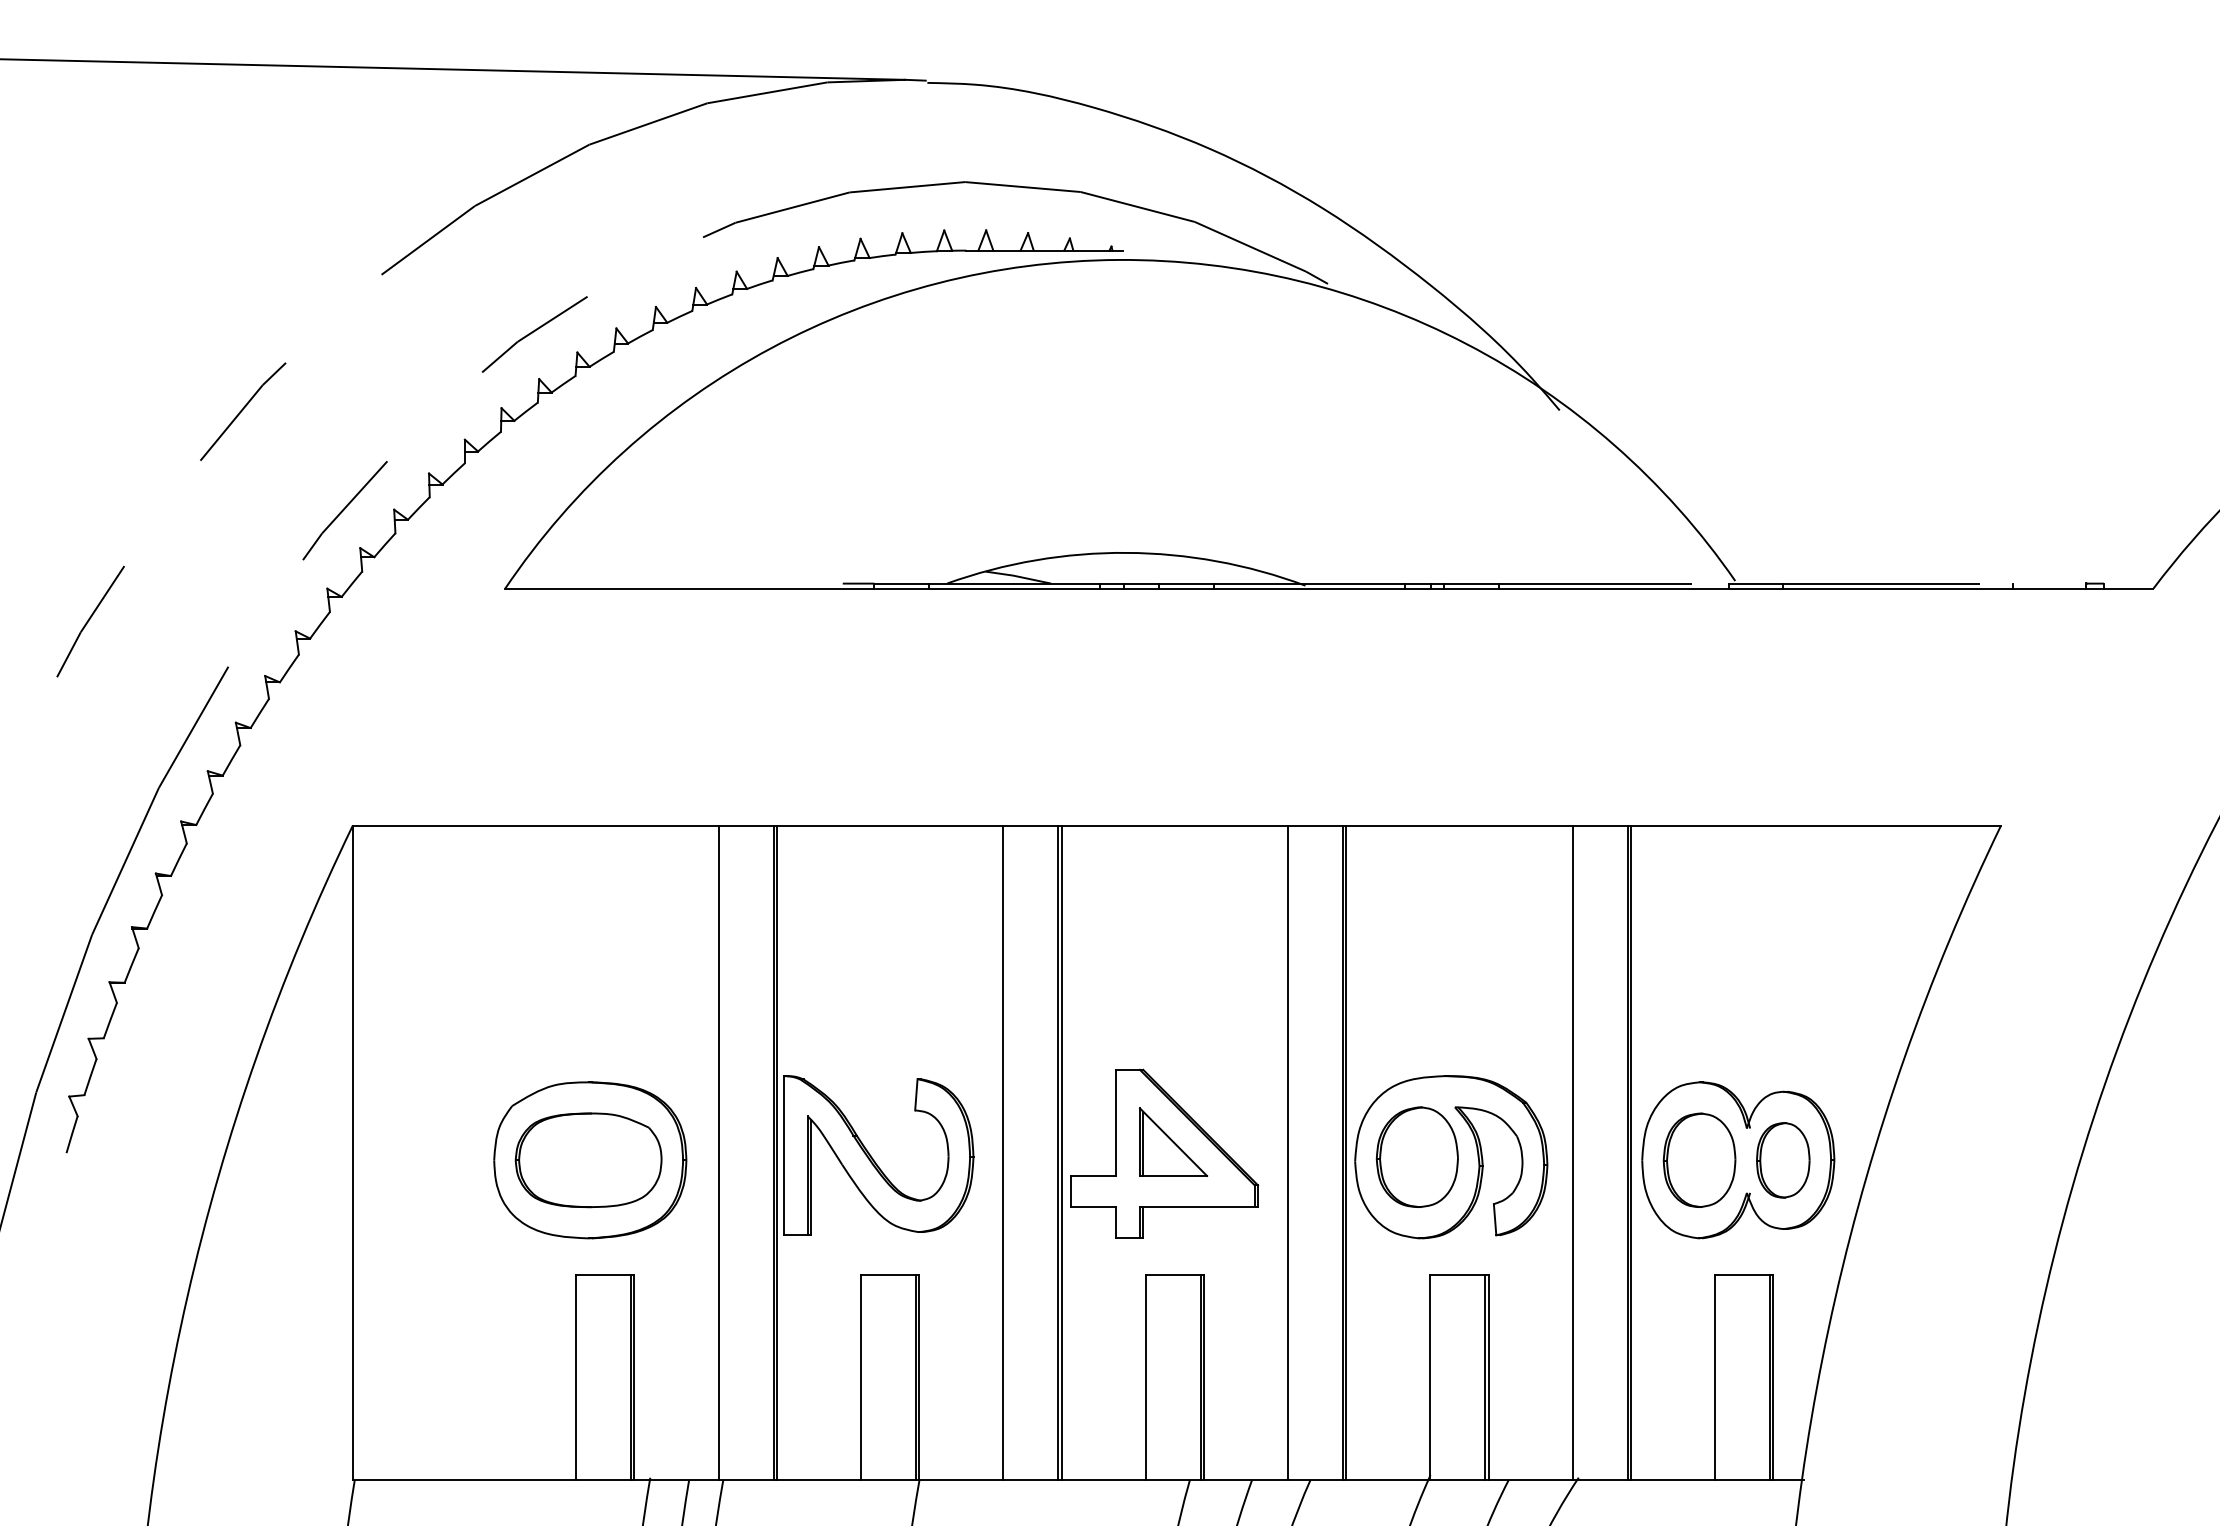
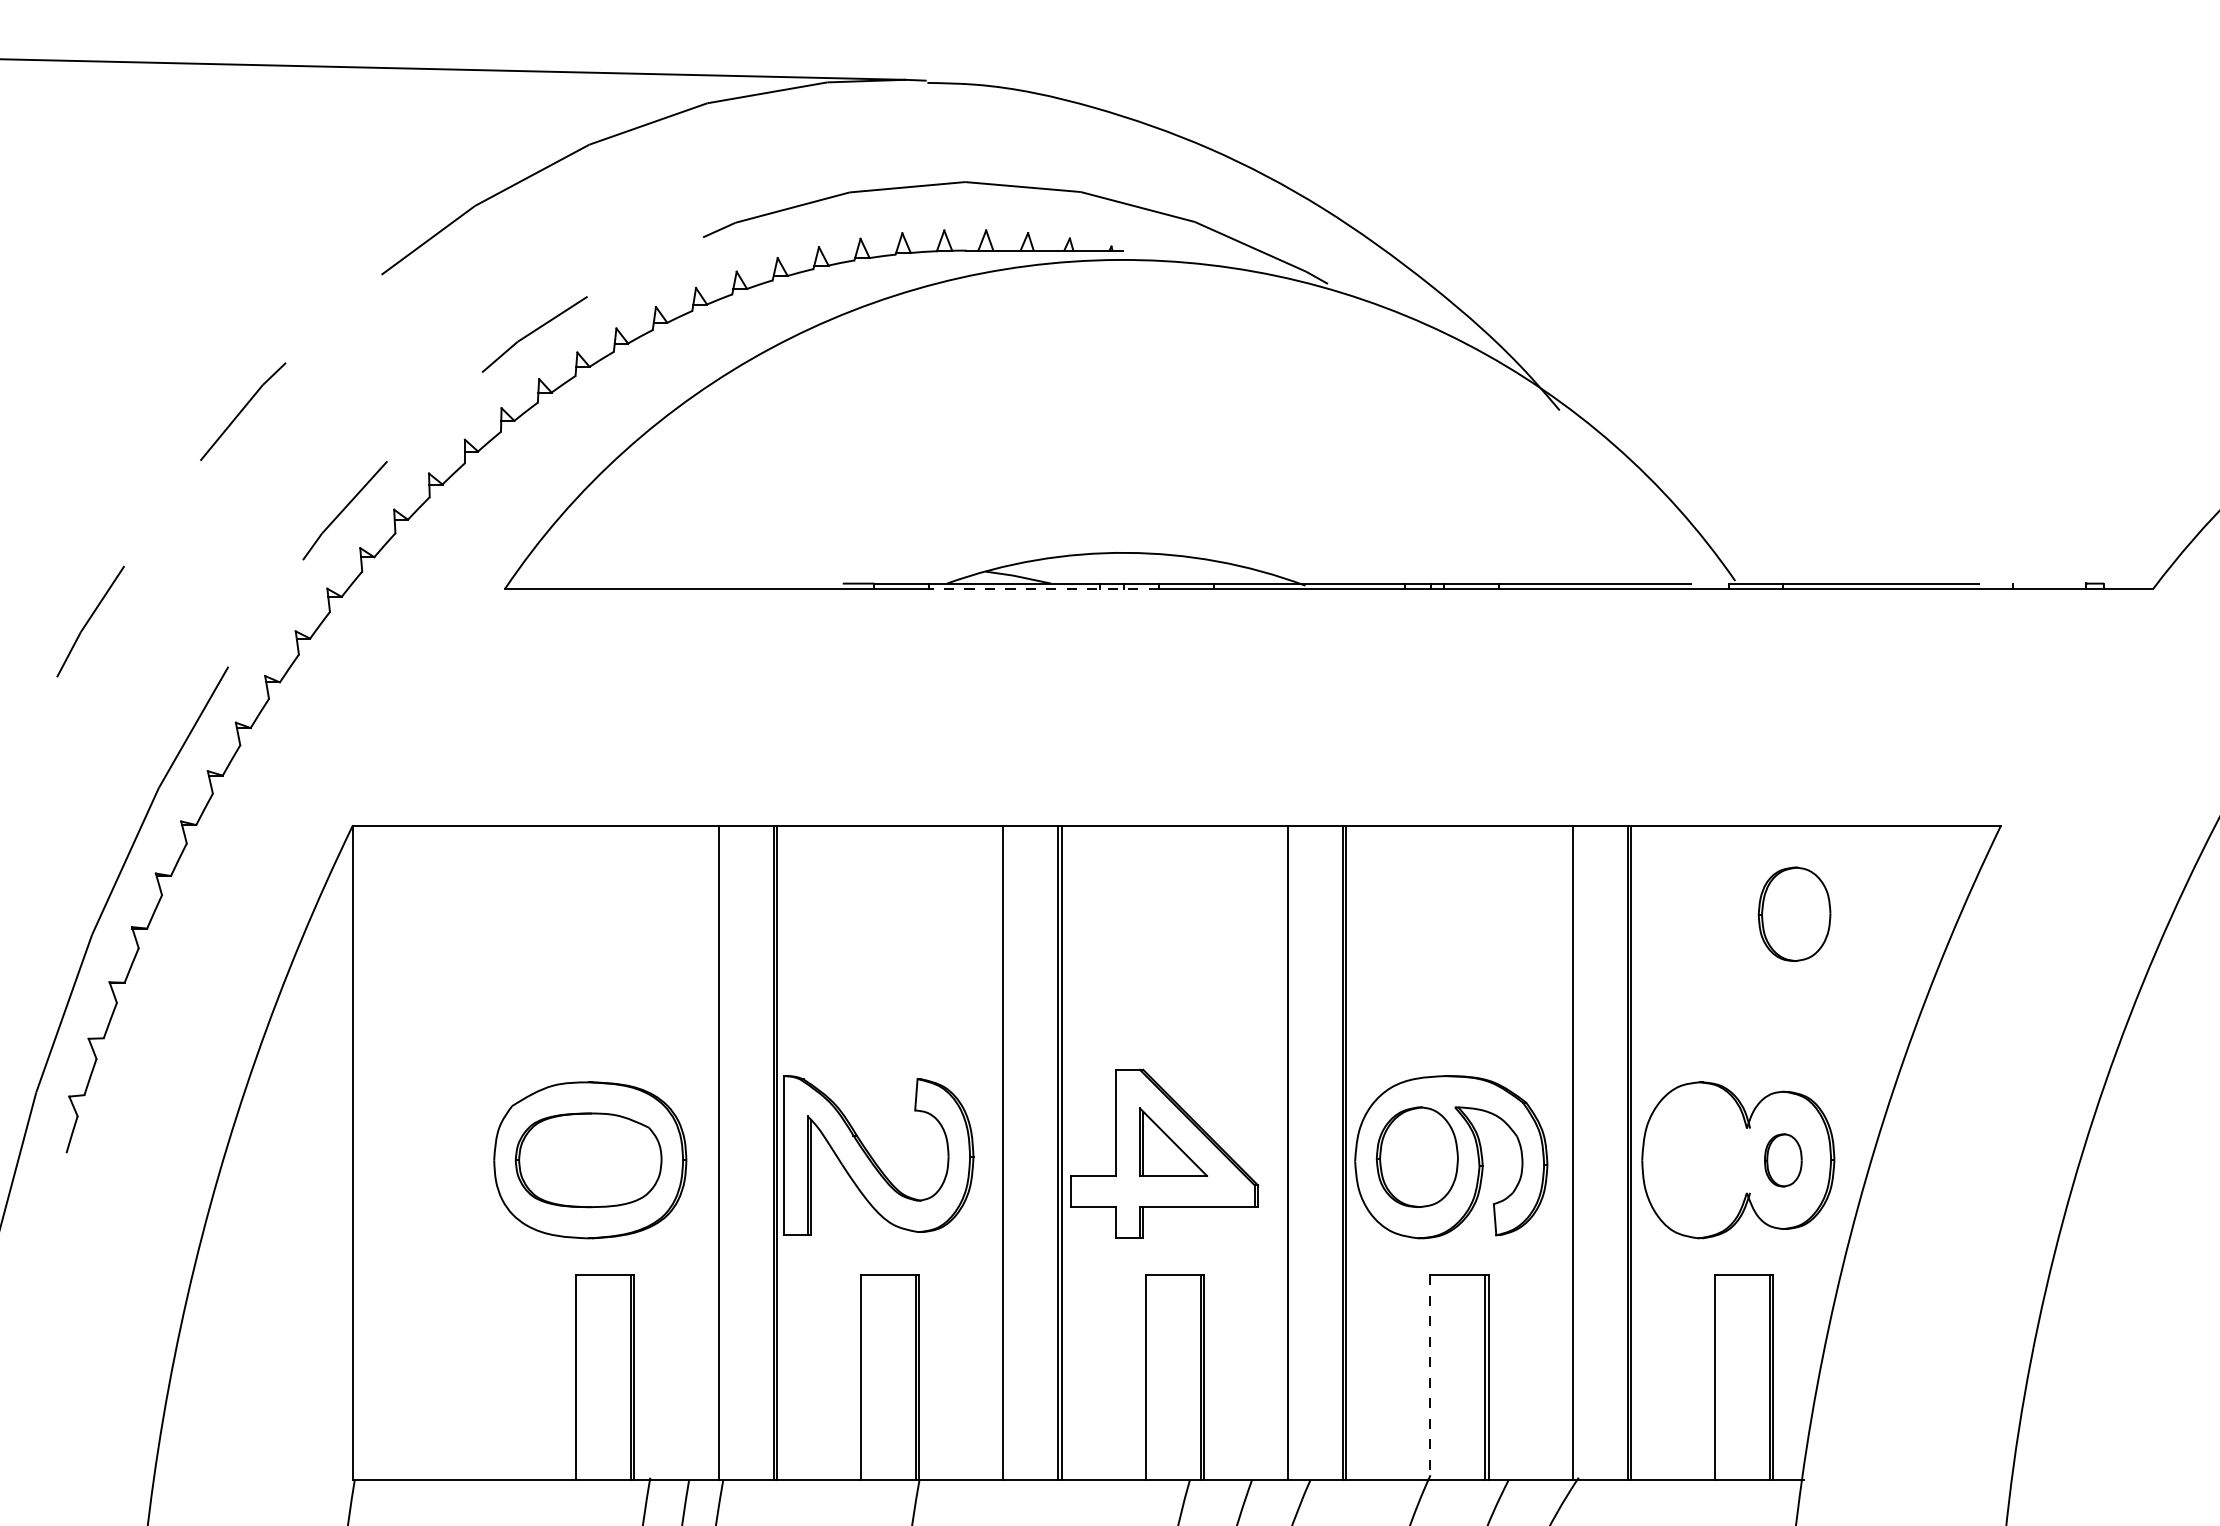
line: solid -> dashed (1044, 588)
part position: (1699, 1159) -> (1794, 913) (1794, 913)
part size: 55x77 px -> 39x55 px (1783, 1160)
line: solid -> dashed (1430, 1378)
